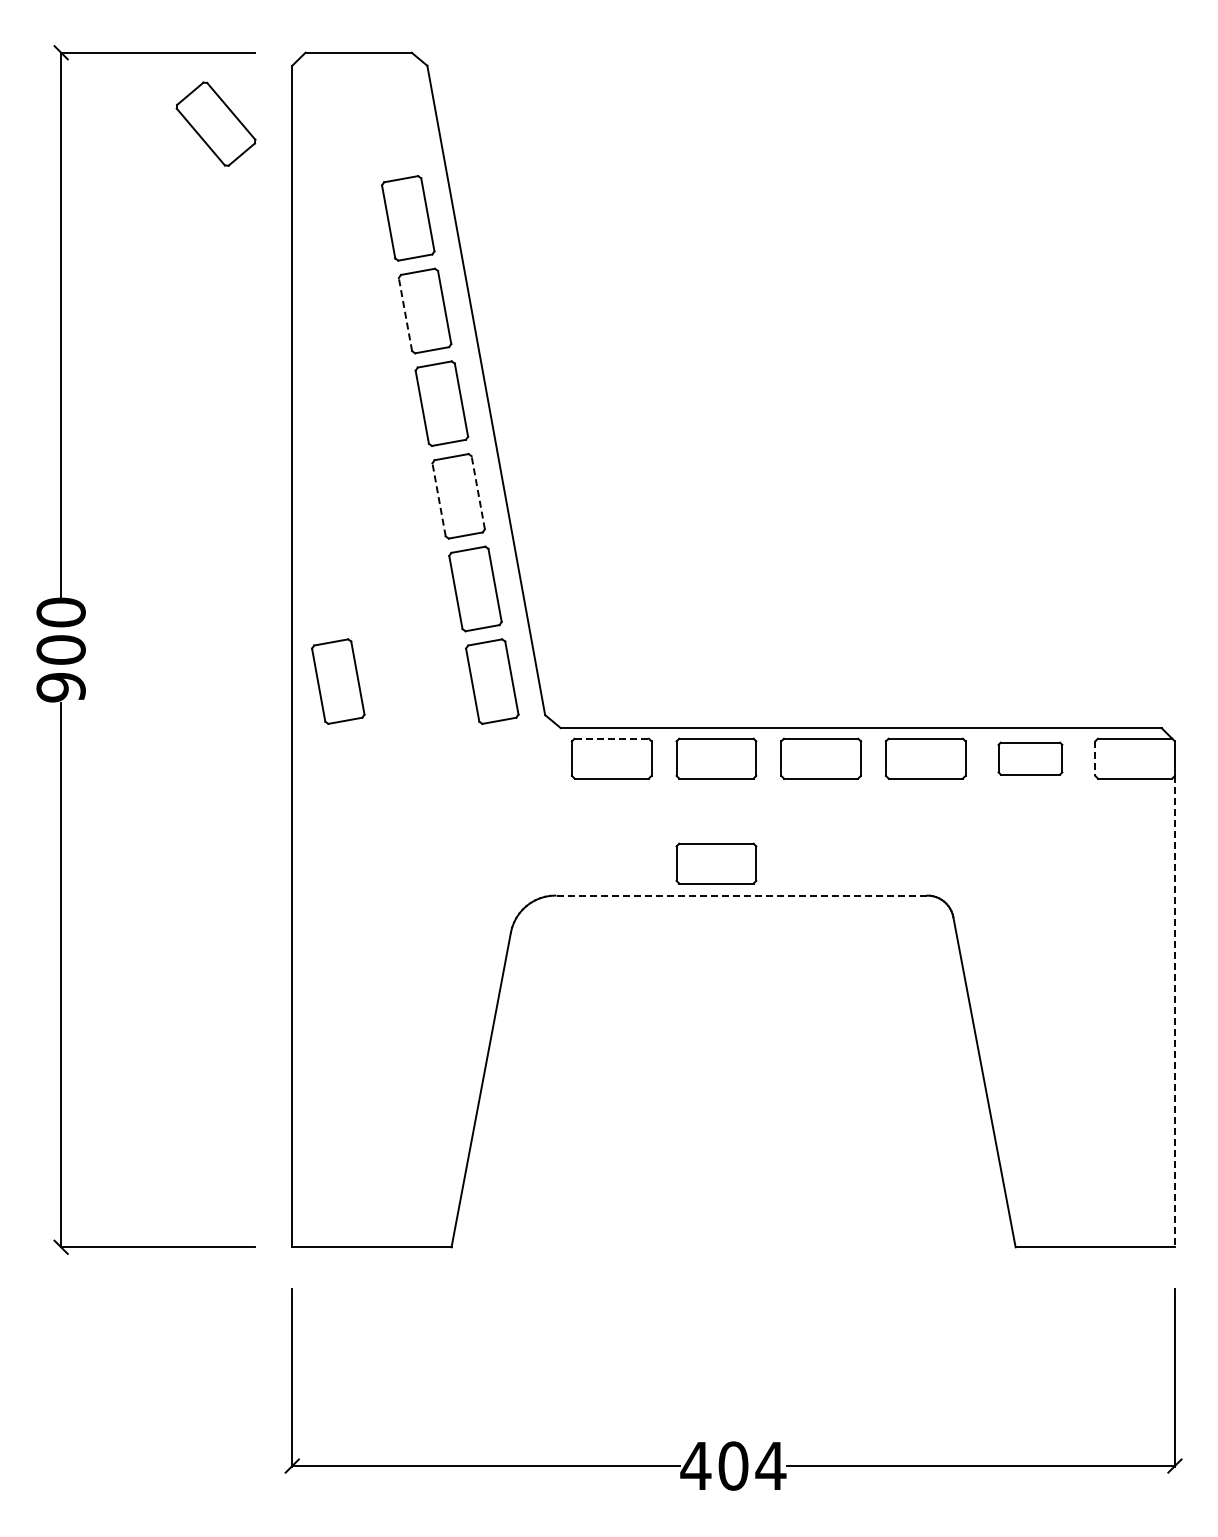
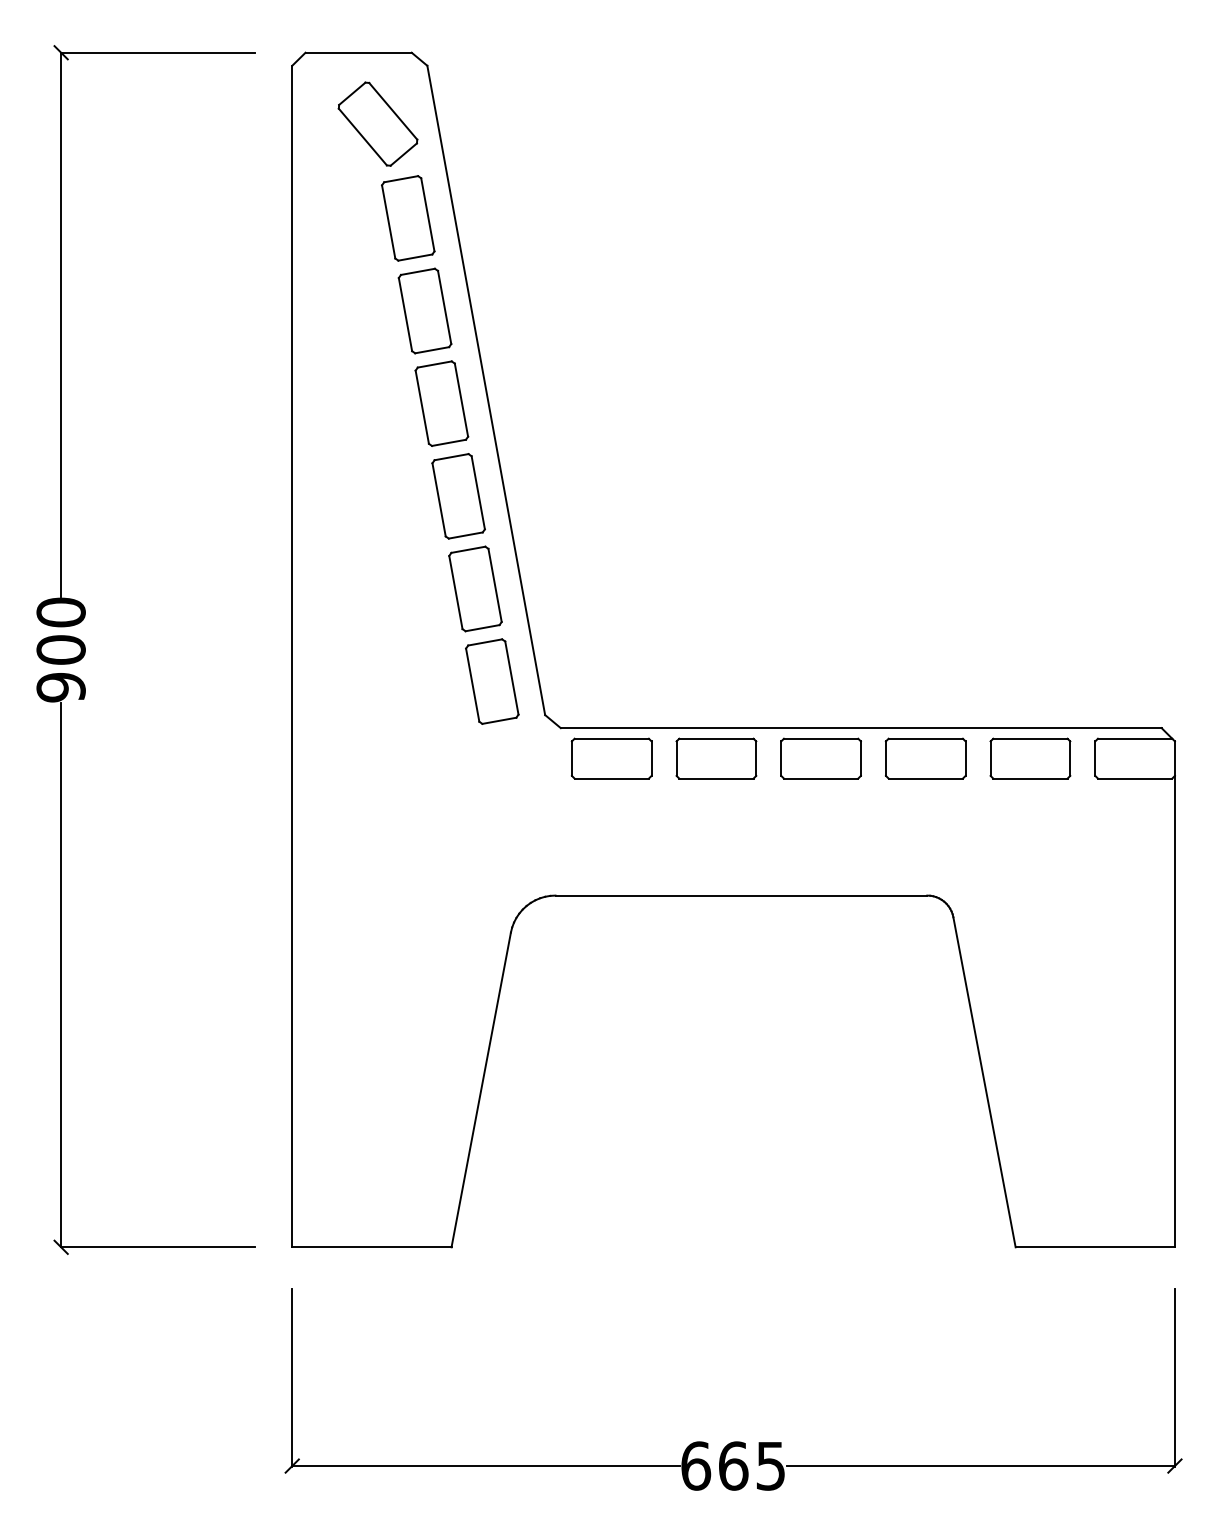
part position: (215, 123) -> (377, 123) (377, 123)
line: dashed -> solid (405, 314)
line: dashed -> solid (478, 492)
line: dashed -> solid (439, 499)
part: present -> none (338, 681)
line: dashed -> solid (612, 738)
part size: 67x35 px -> 83x43 px (1030, 758)
line: dashed -> solid (1095, 759)
part: present -> none (716, 863)
line: dashed -> solid (741, 895)
line: dashed -> solid (1174, 1011)
text: 404 -> 665 (733, 1465)
